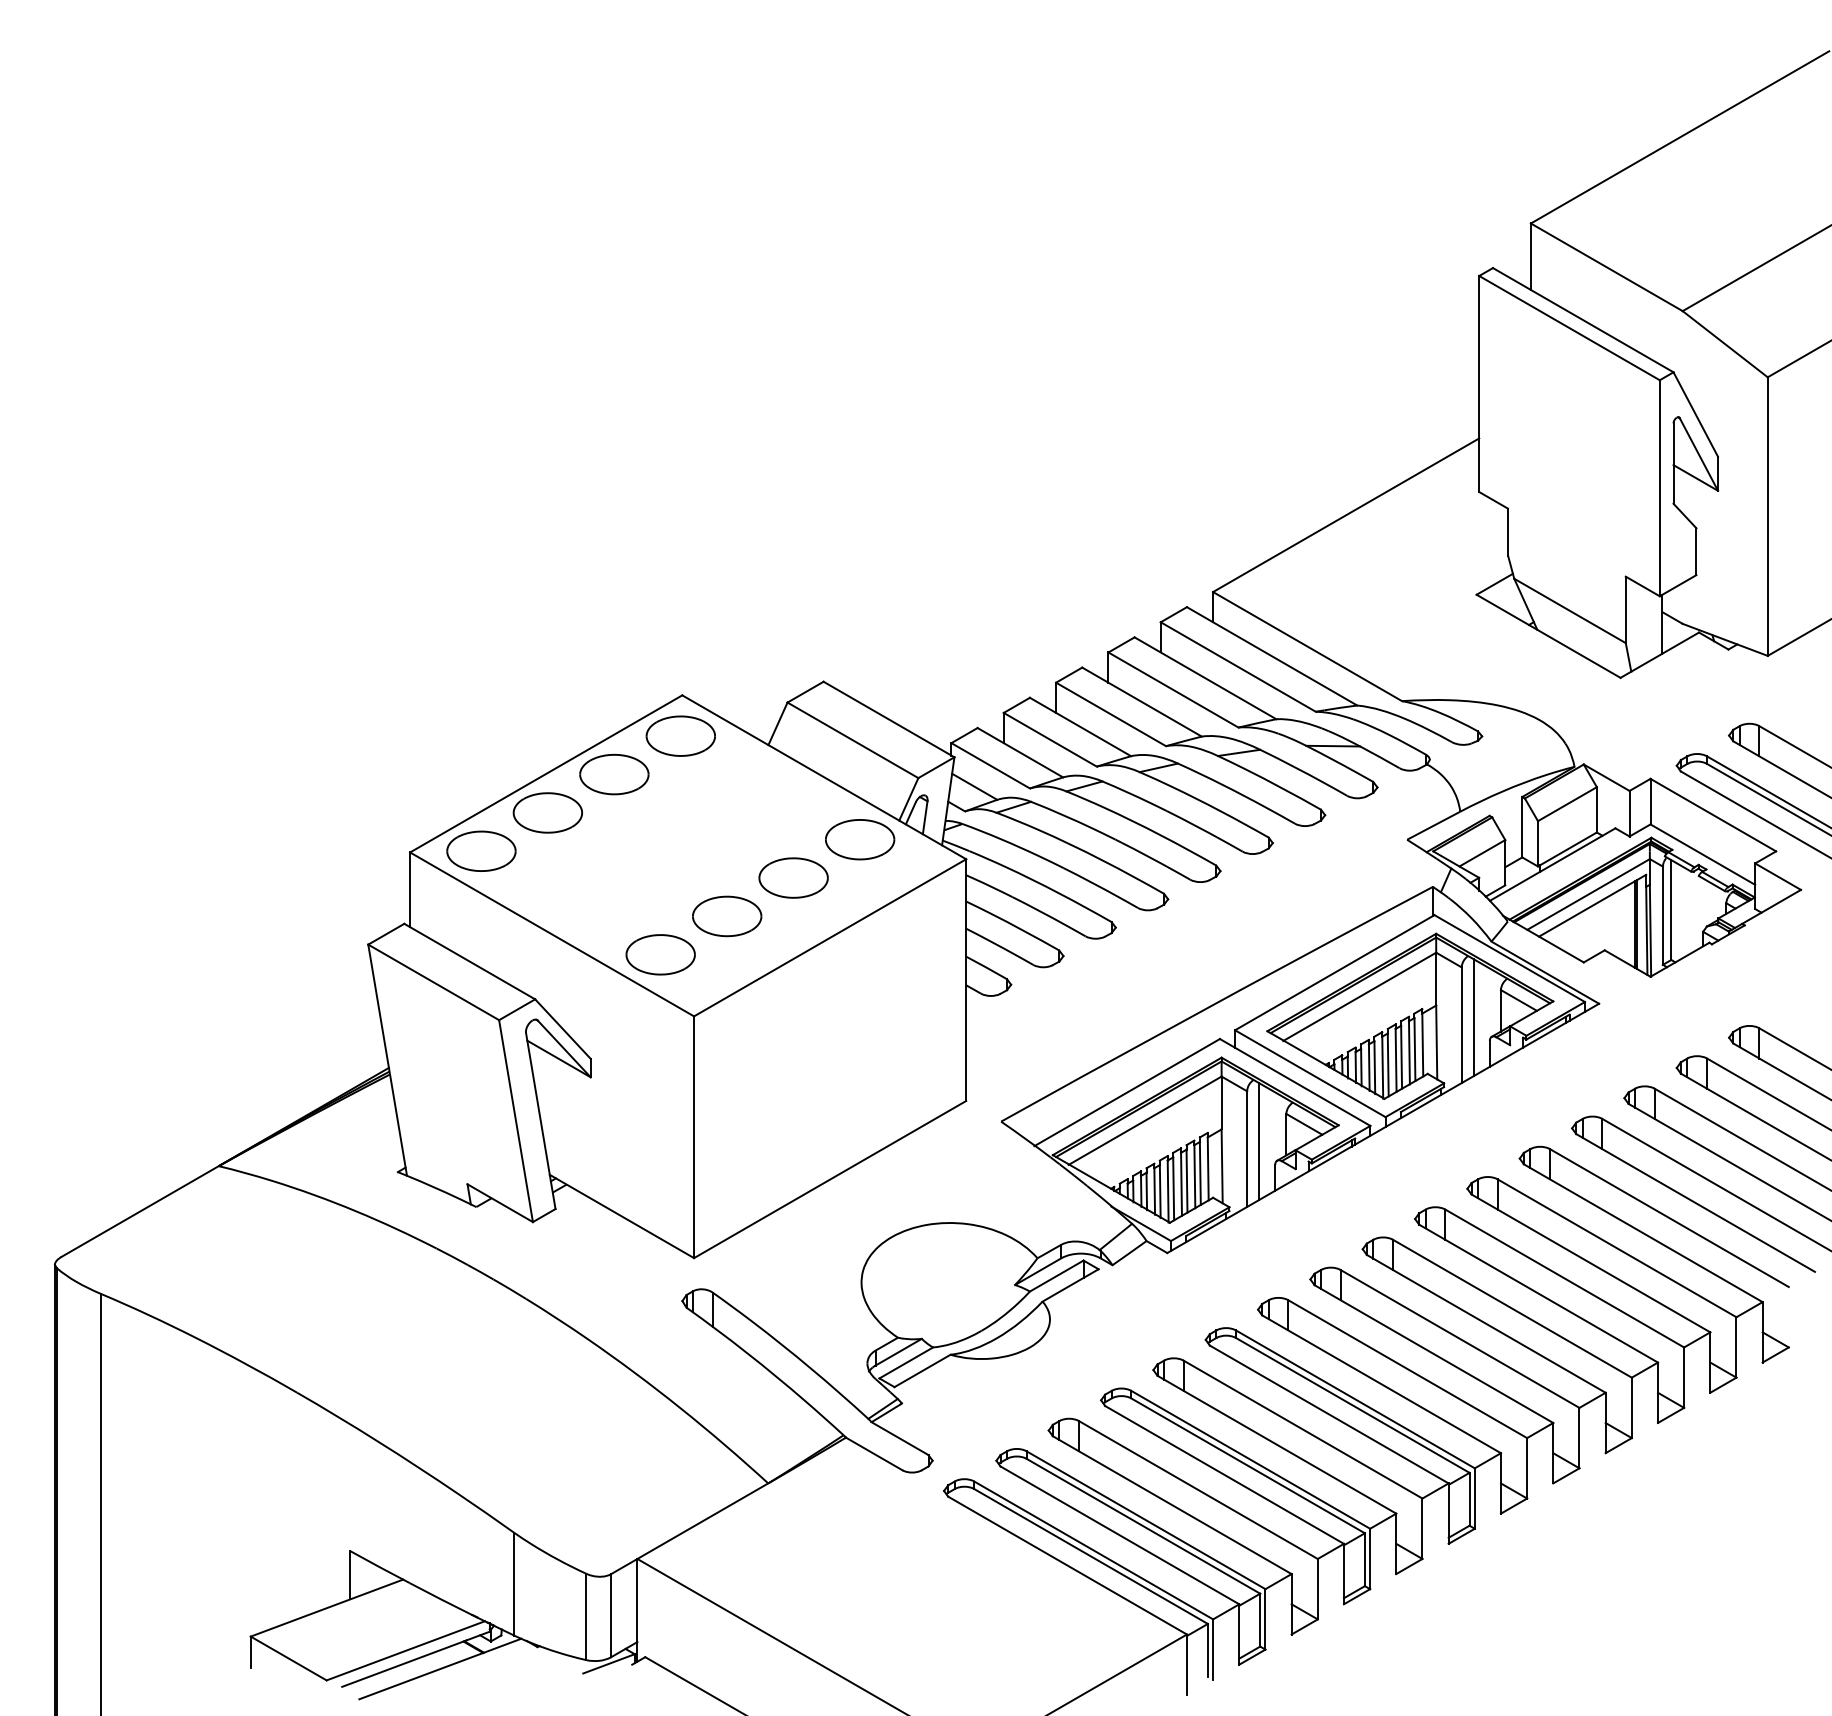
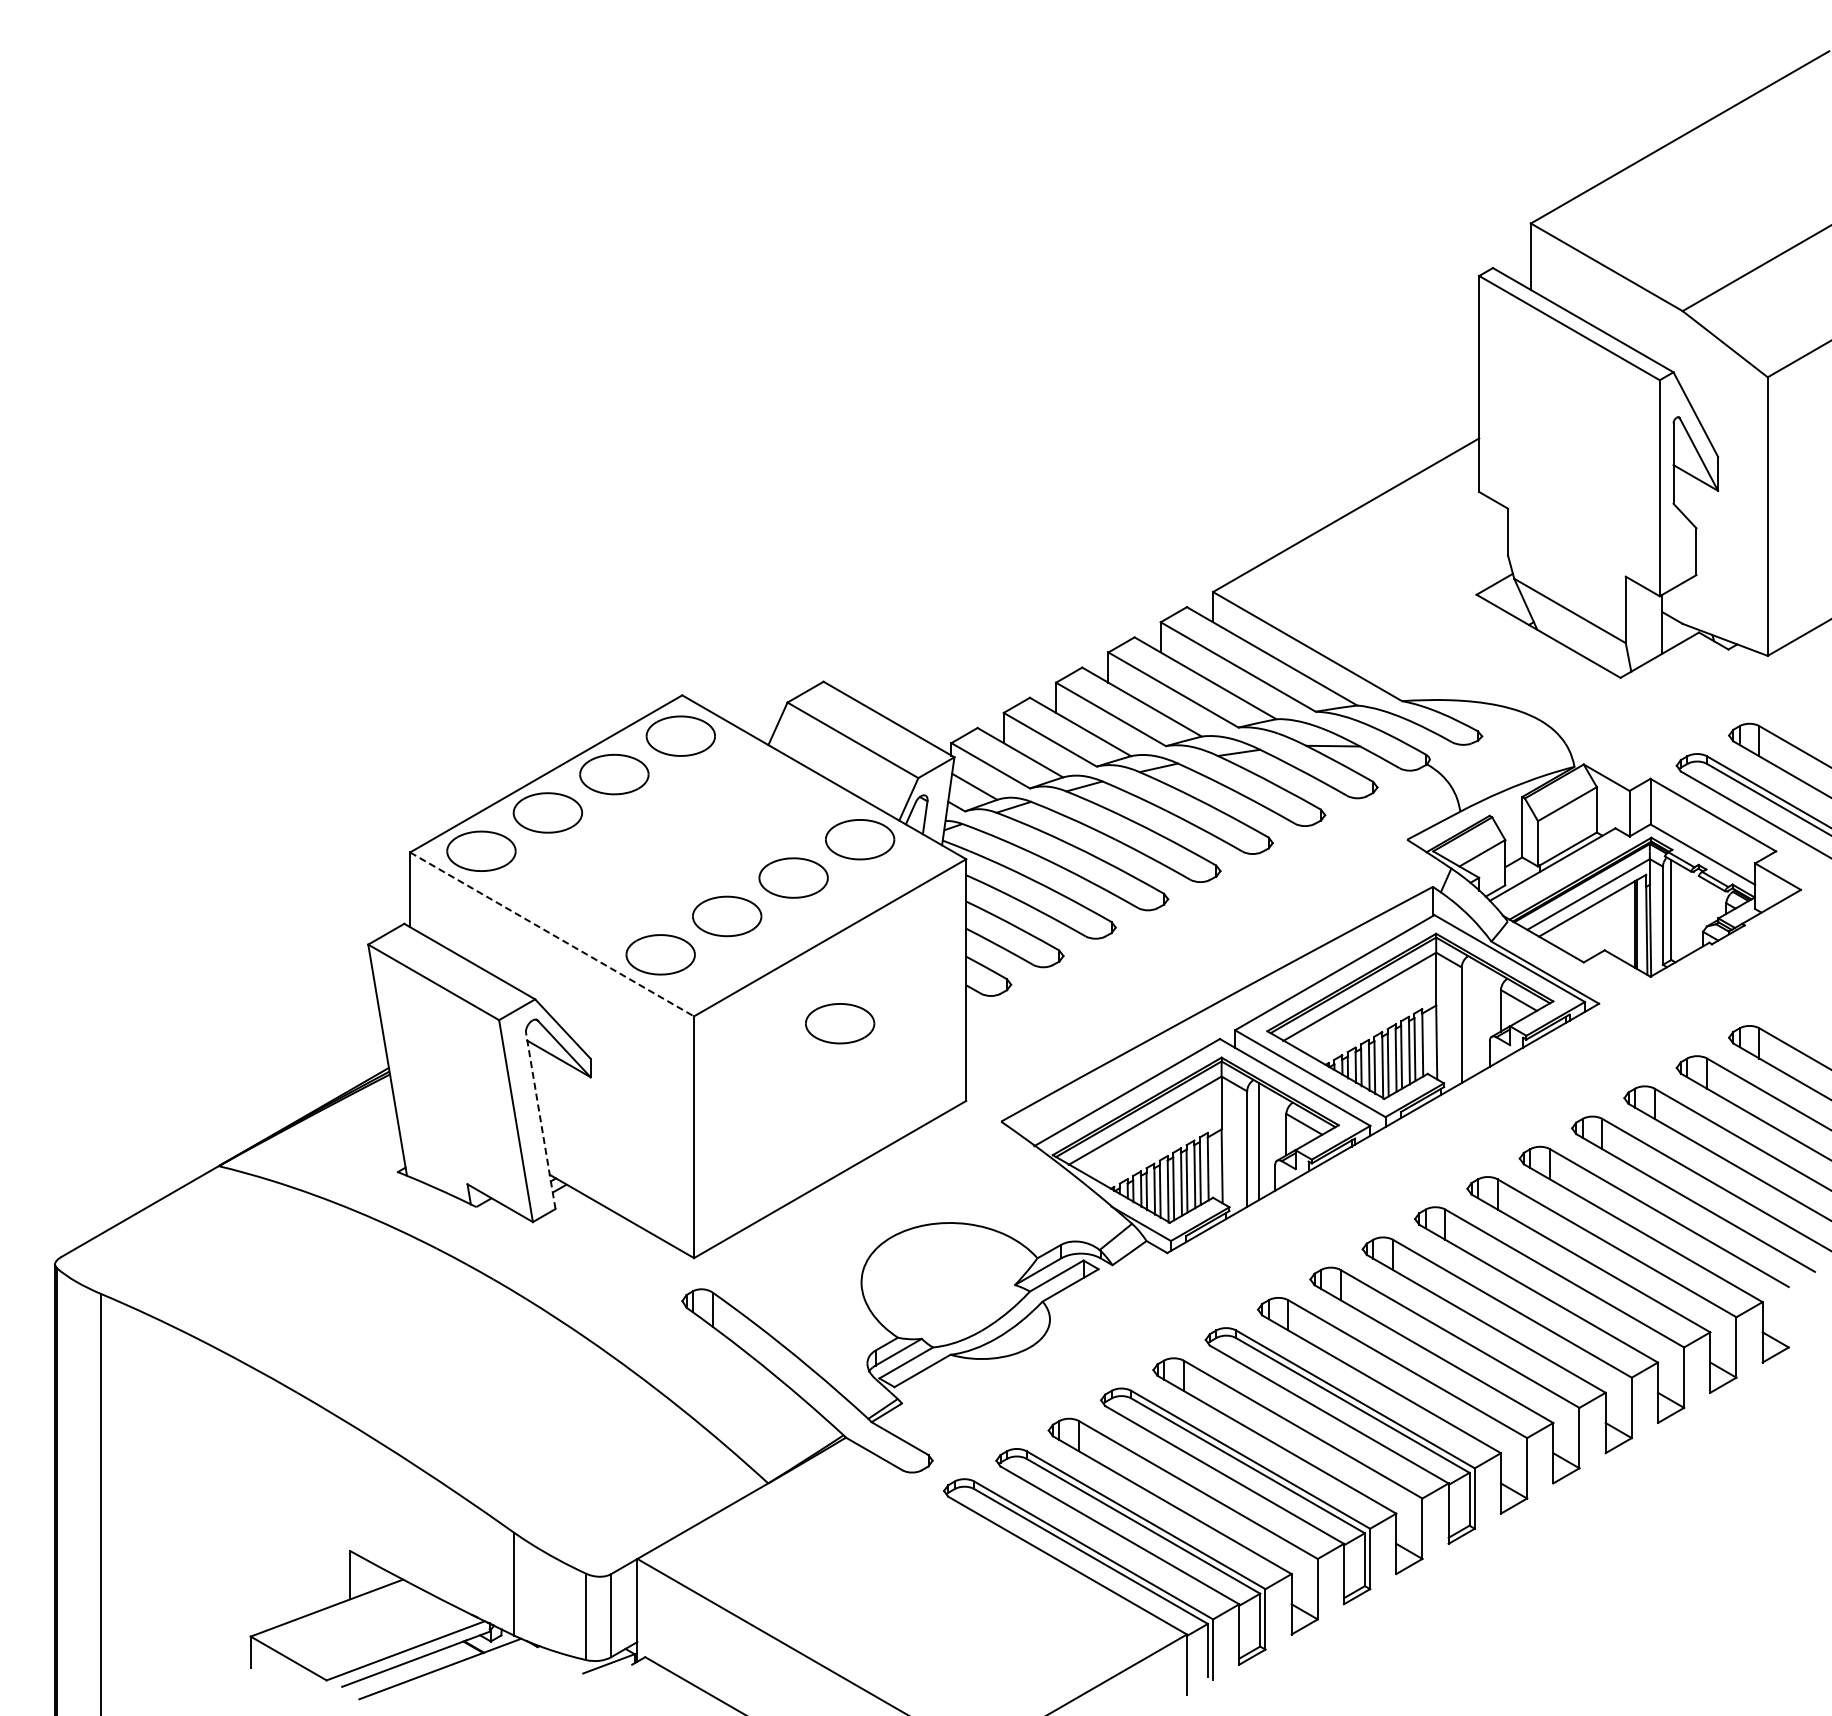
line: solid -> dashed (552, 934)
line: present -> none (1473, 1017)
part: none -> present (840, 1023)
line: solid -> dashed (540, 1120)
